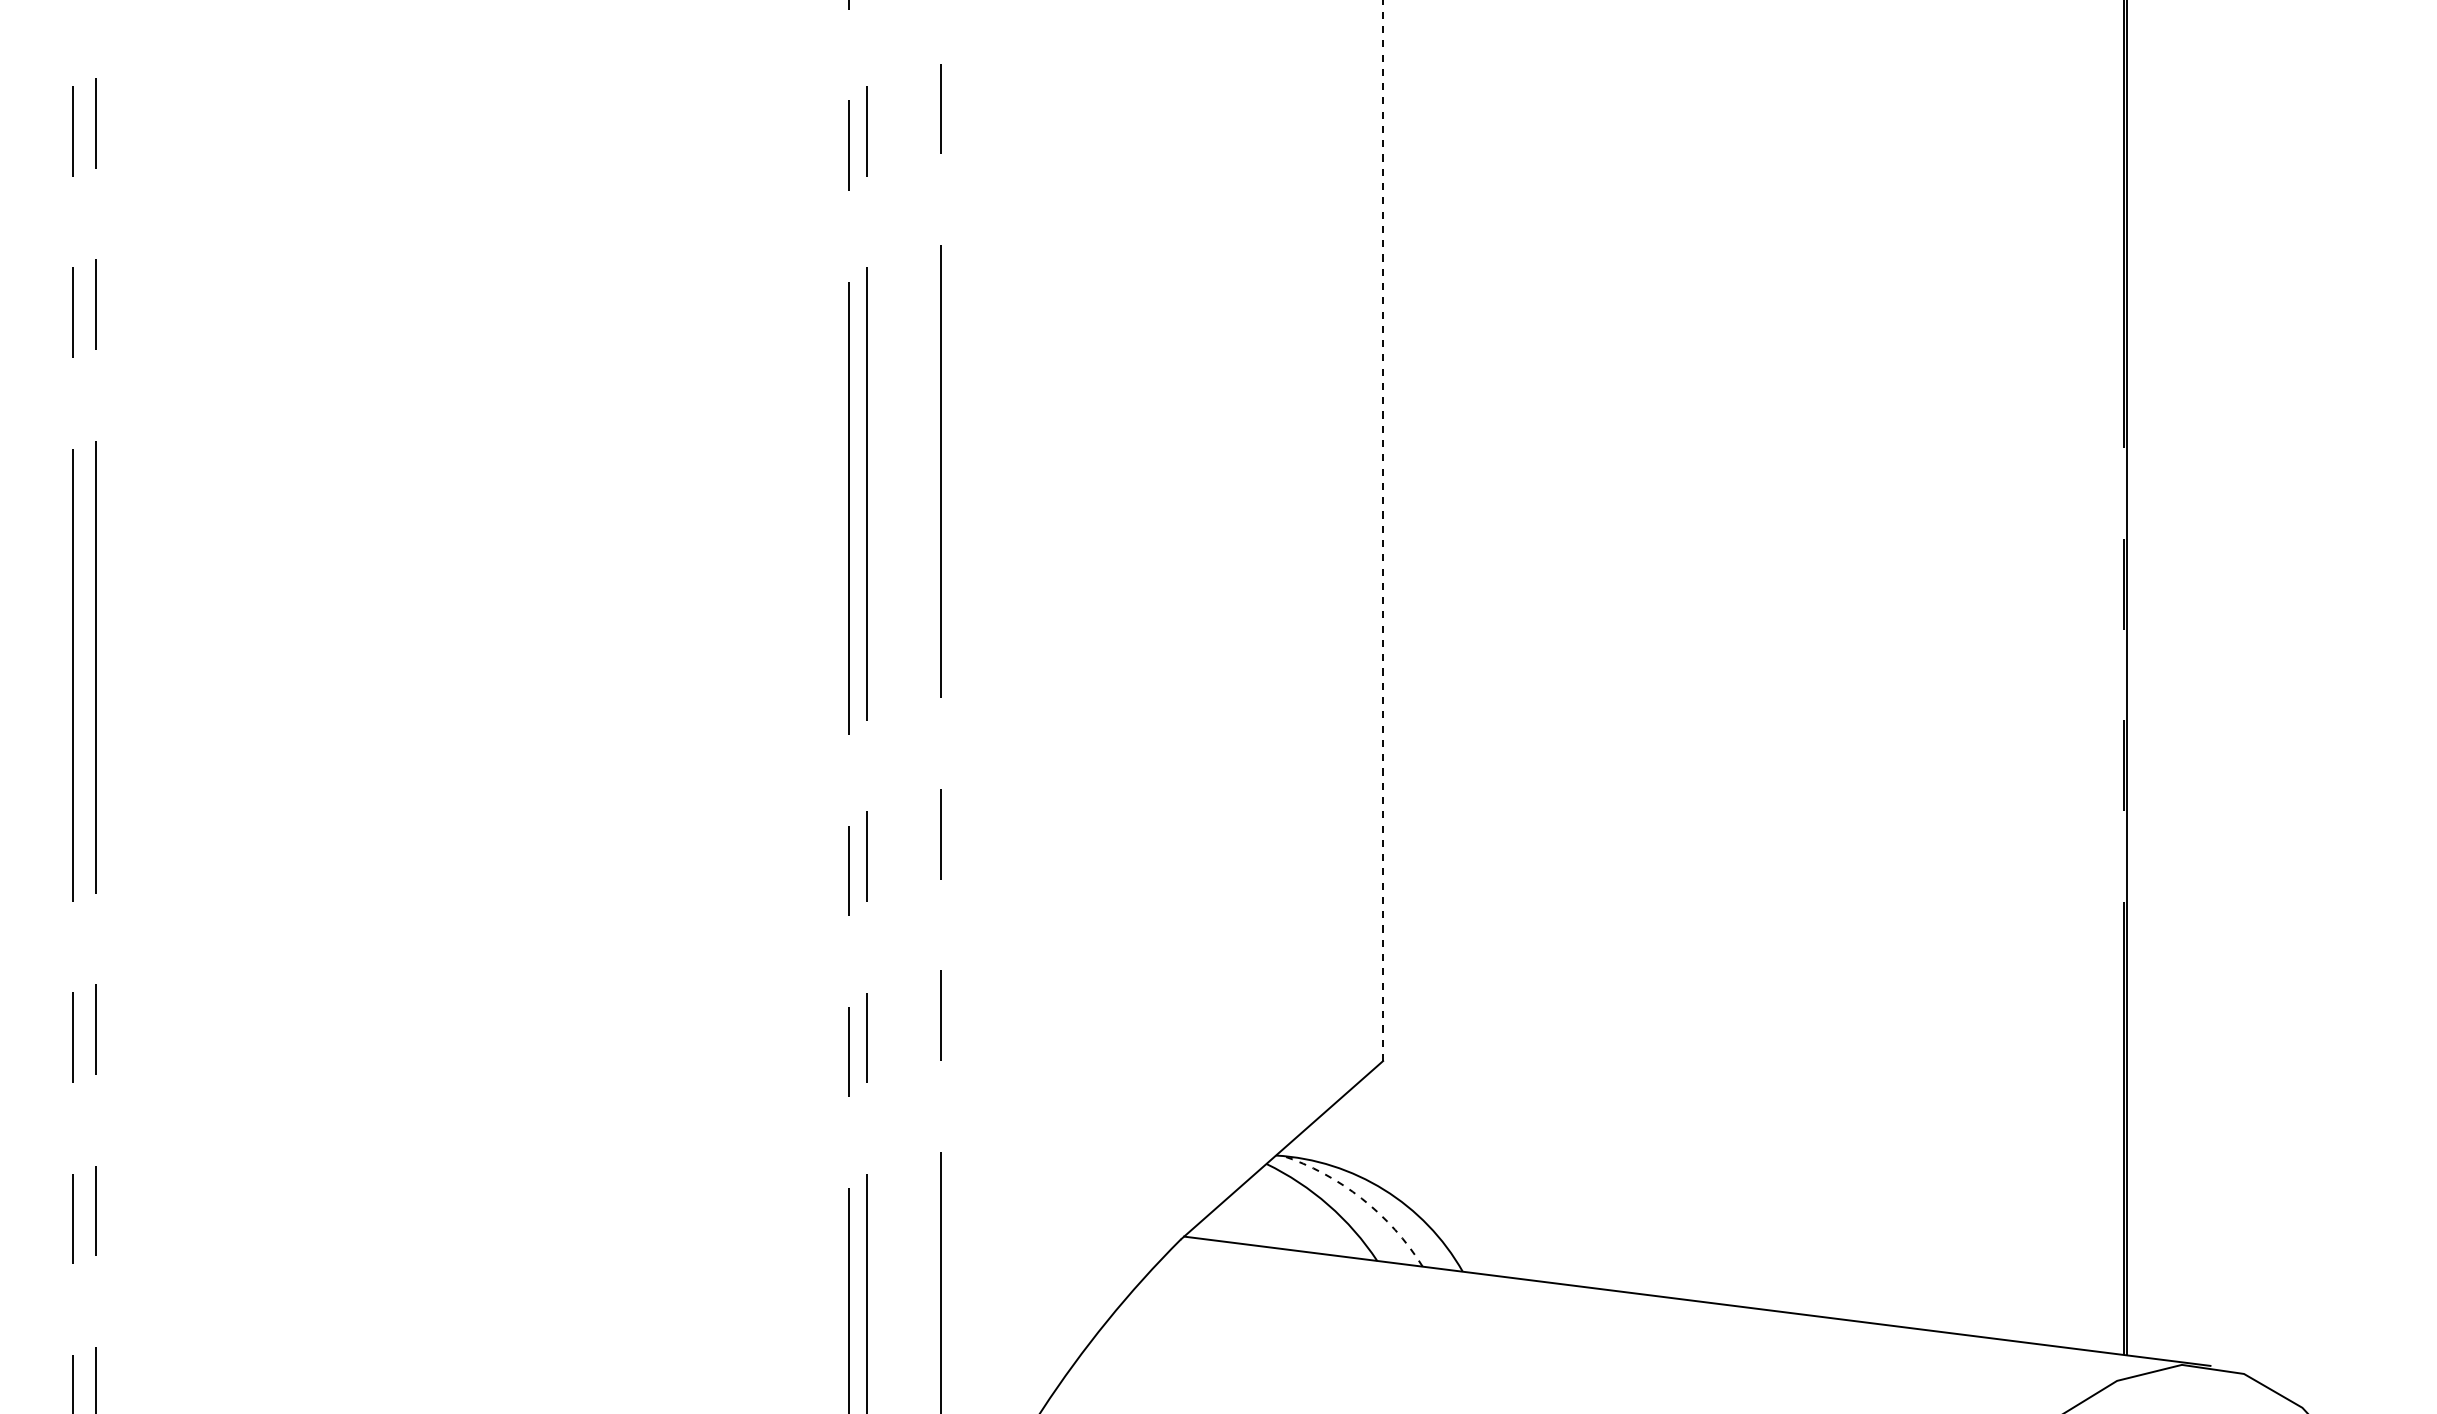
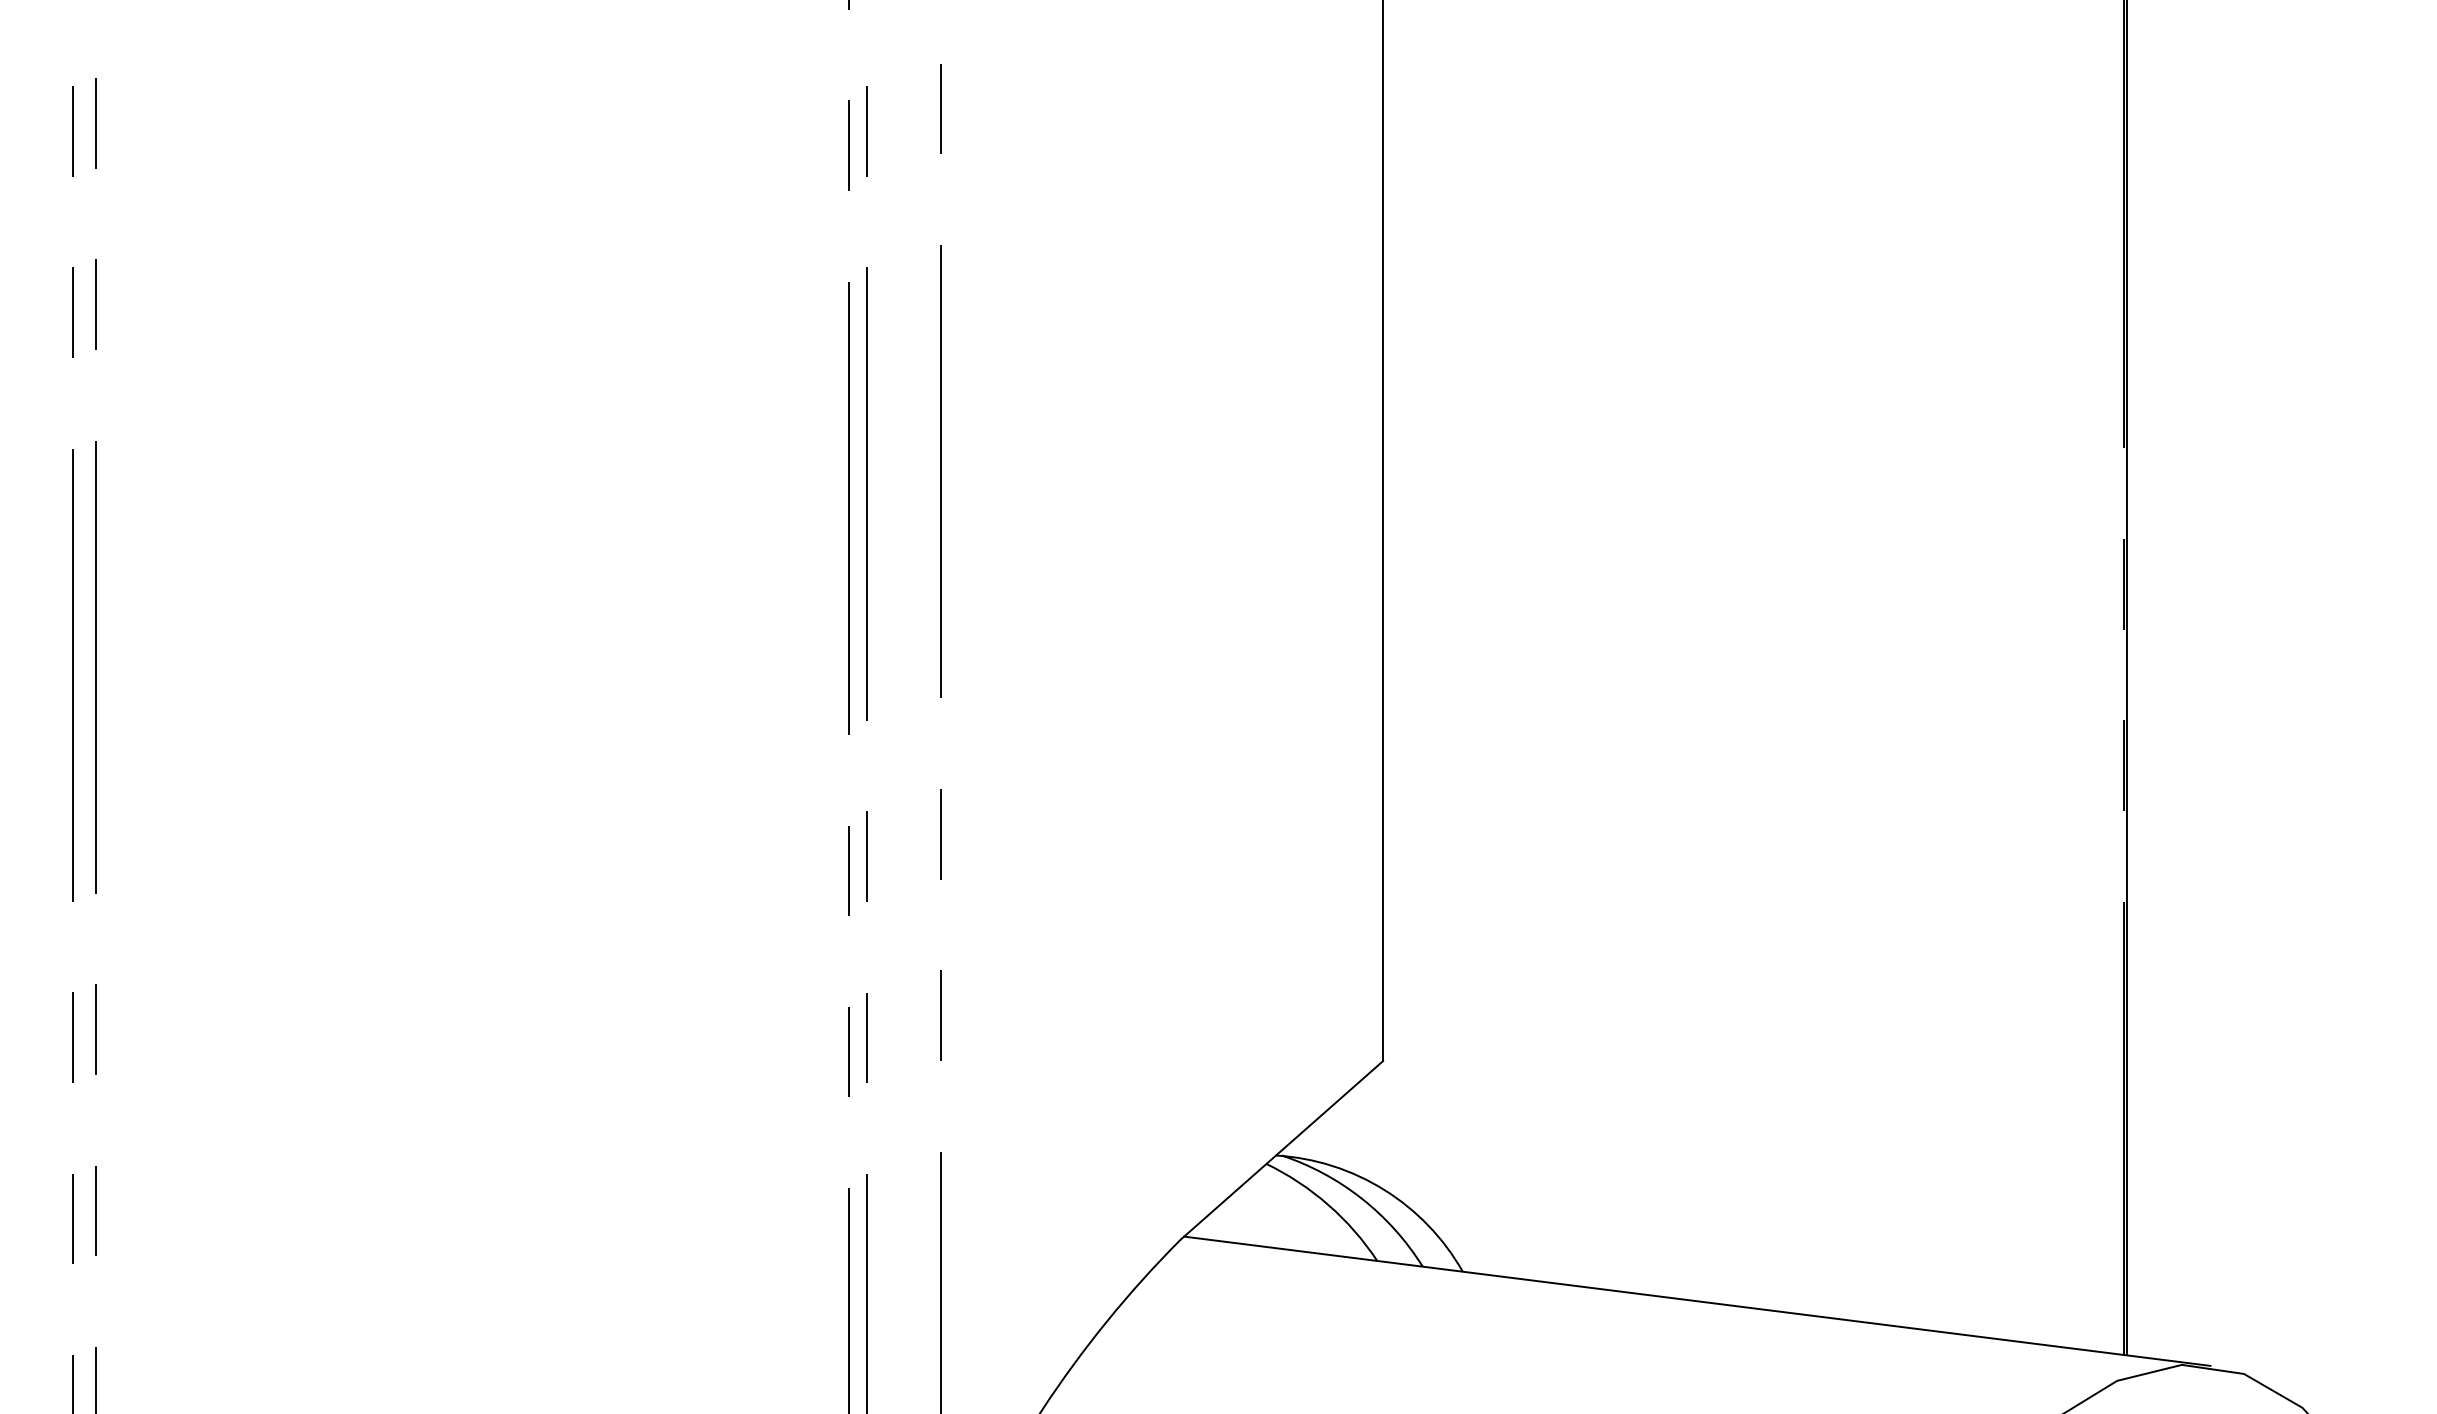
line: dashed -> solid (1383, 530)
arc: dashed -> solid (1361, 1198)
